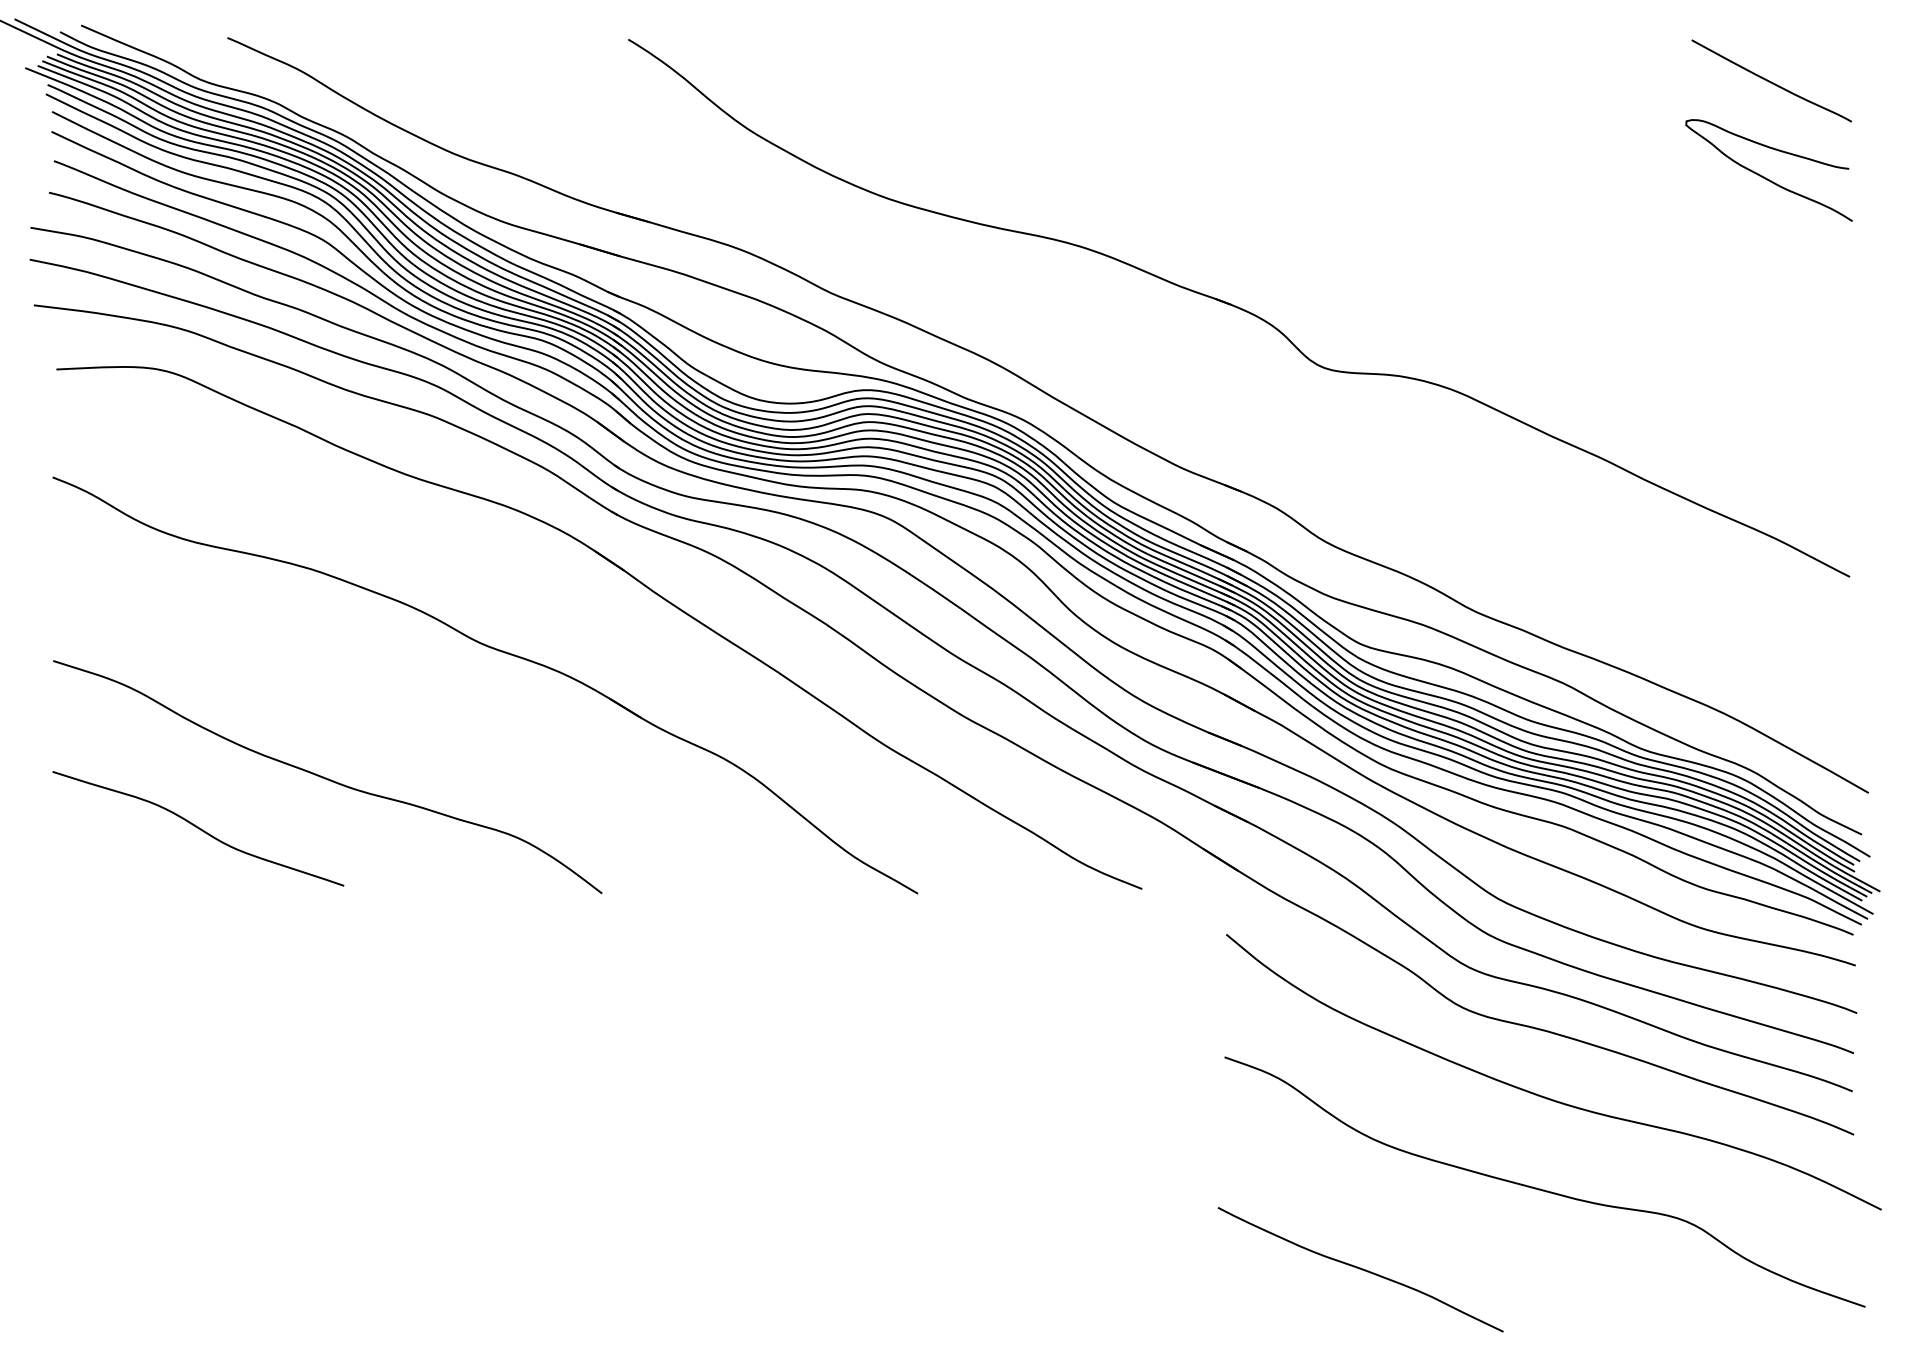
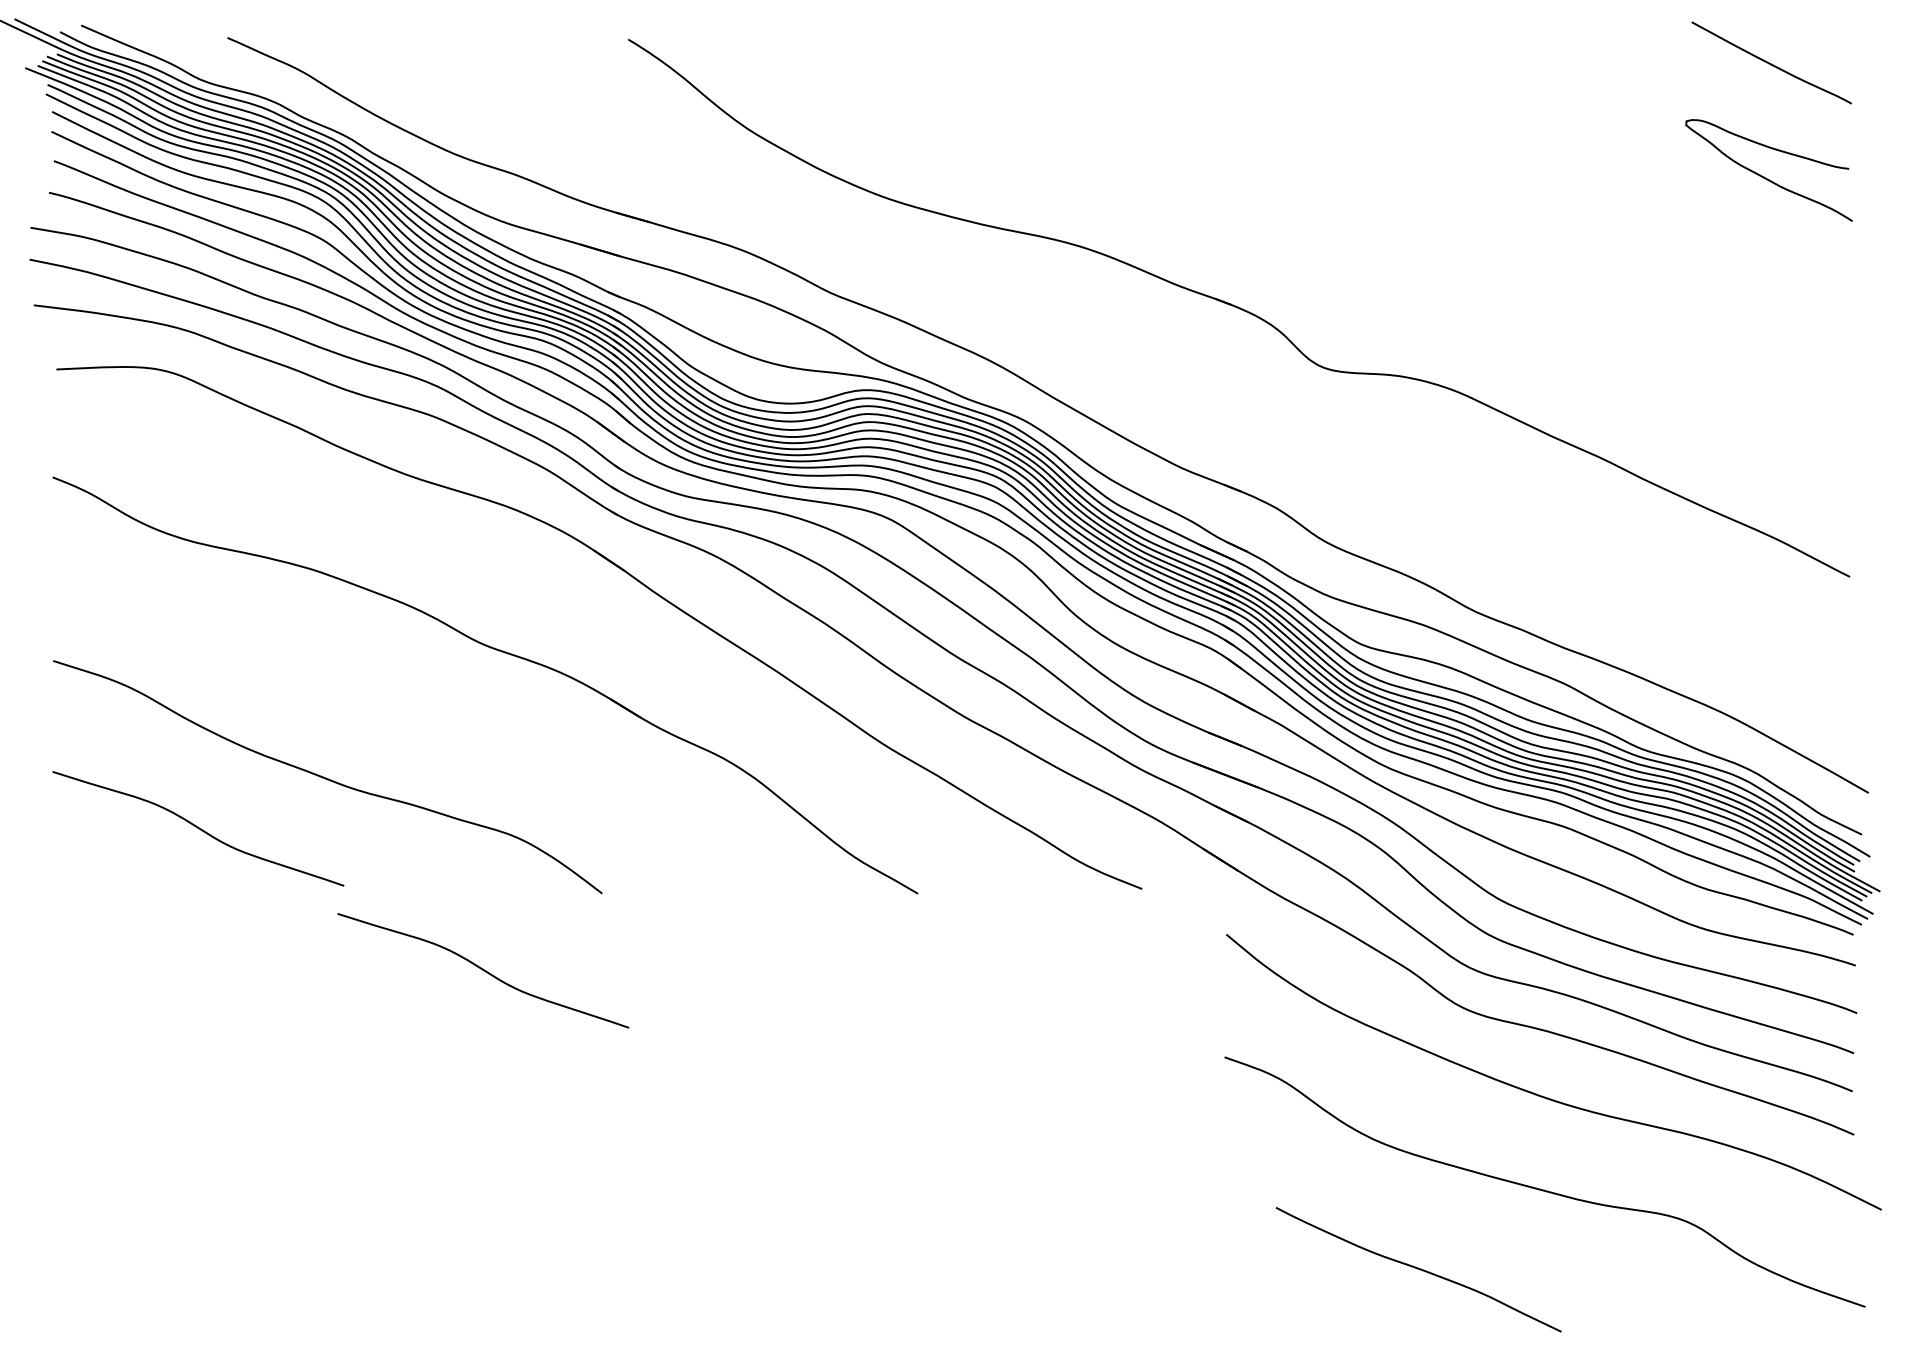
curve position: (1771, 81) -> (1771, 63) (1771, 63)
curve: none -> present (483, 970)
curve position: (1360, 1269) -> (1418, 1269) (1418, 1269)
